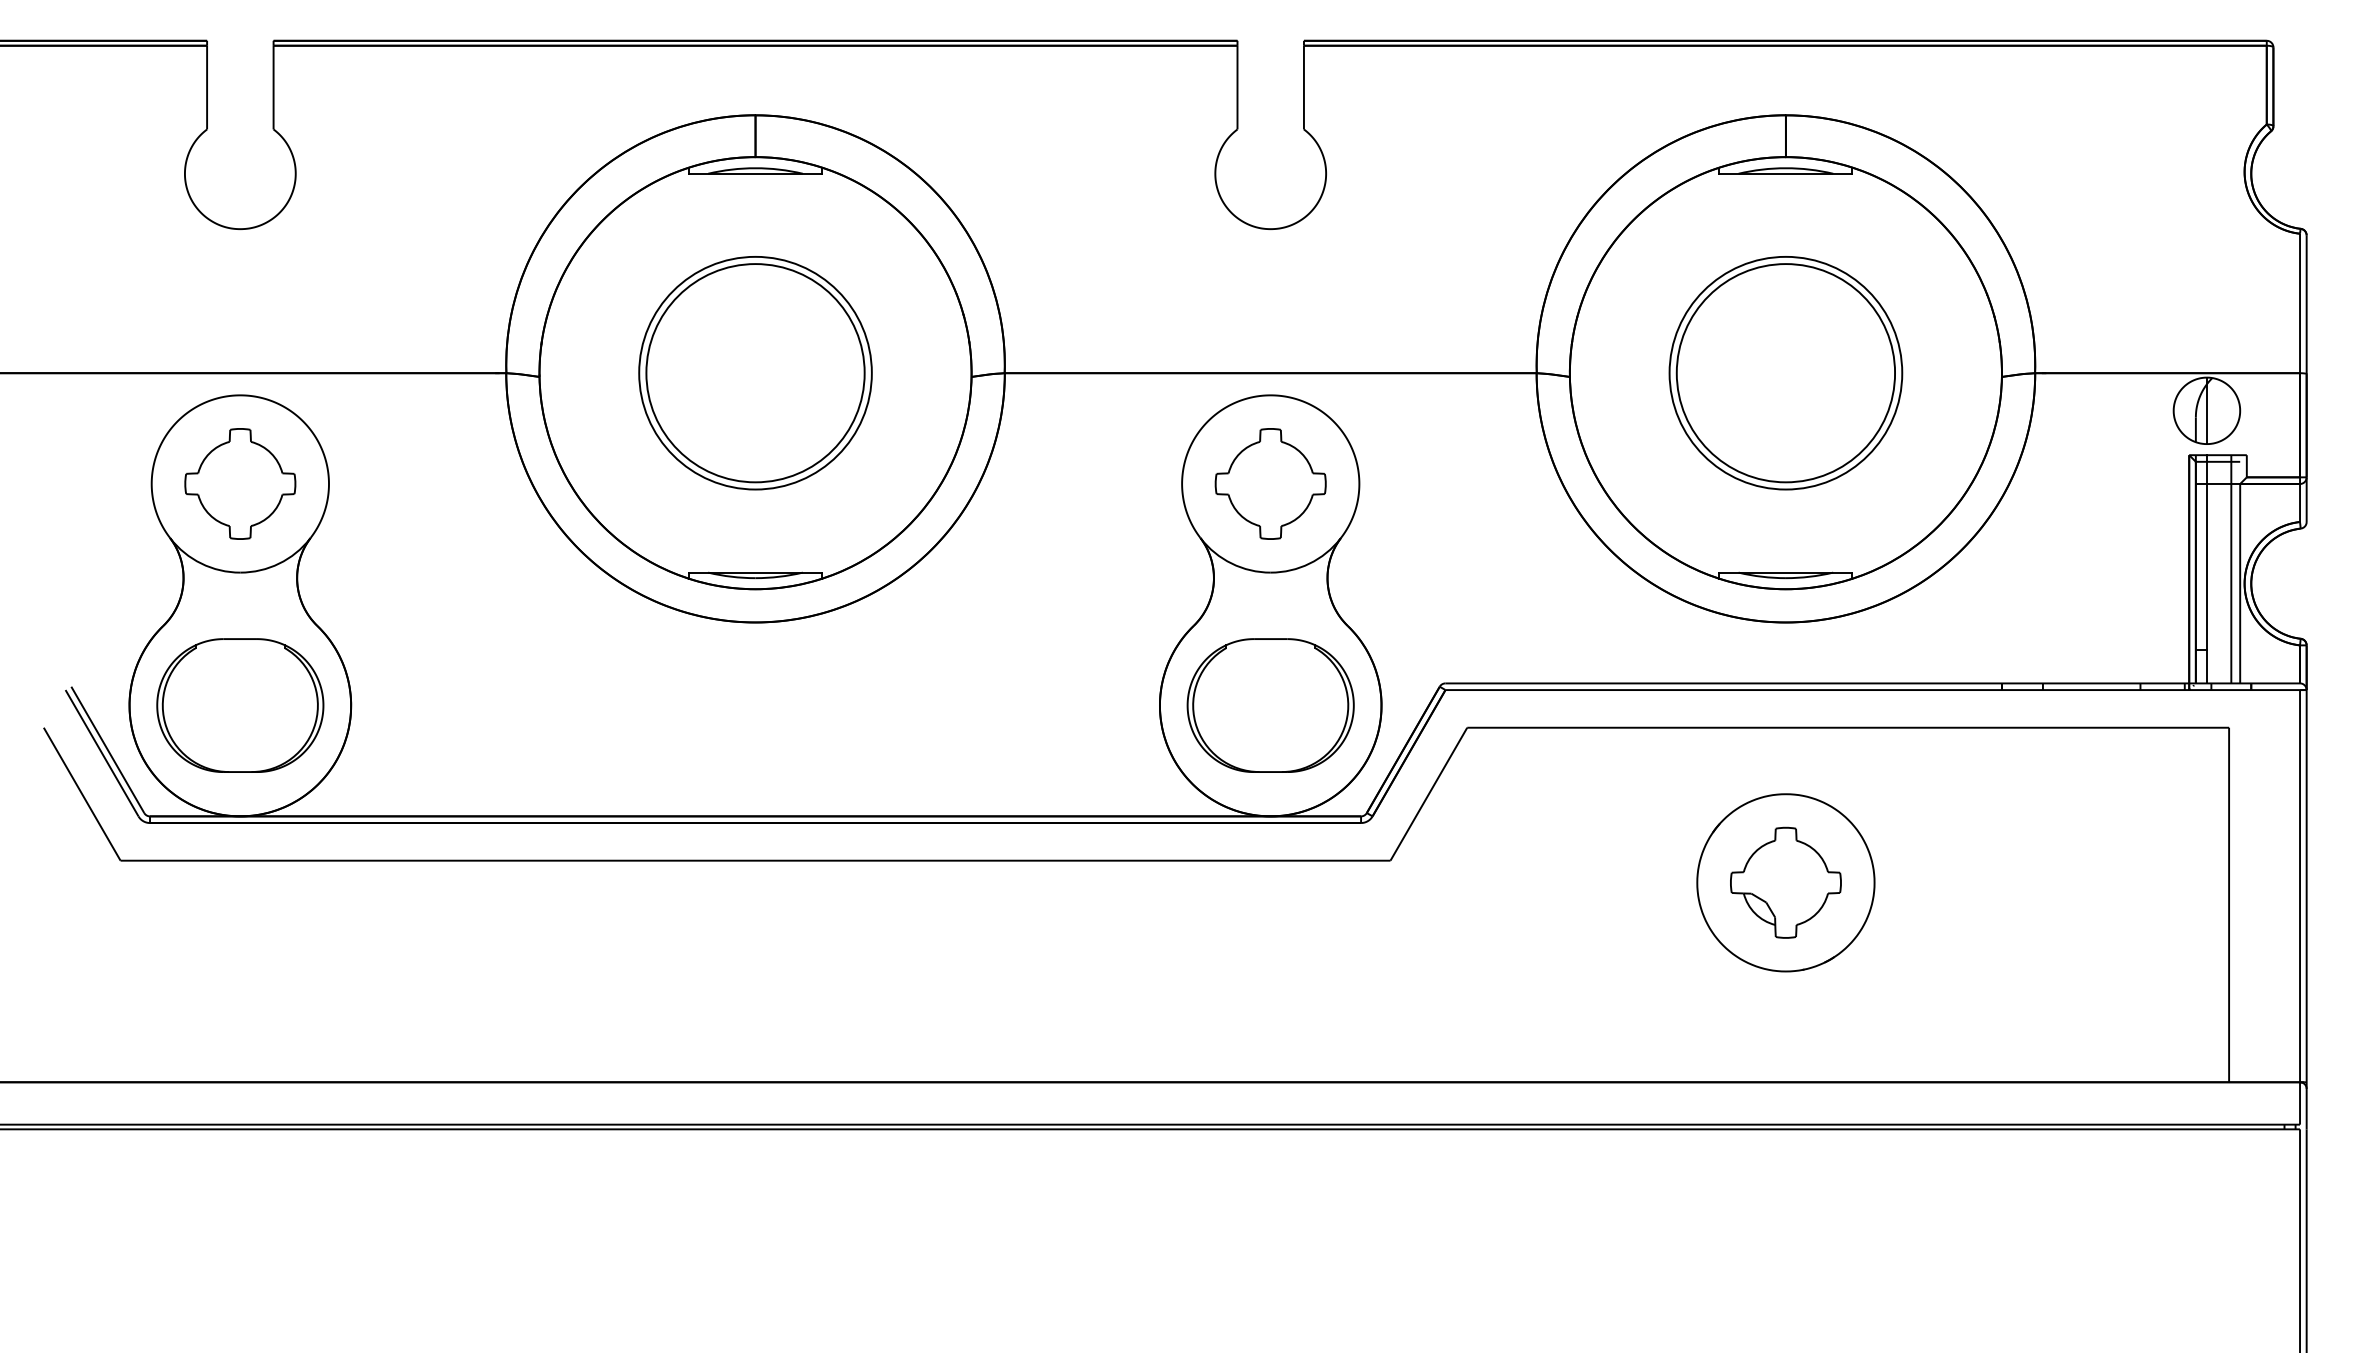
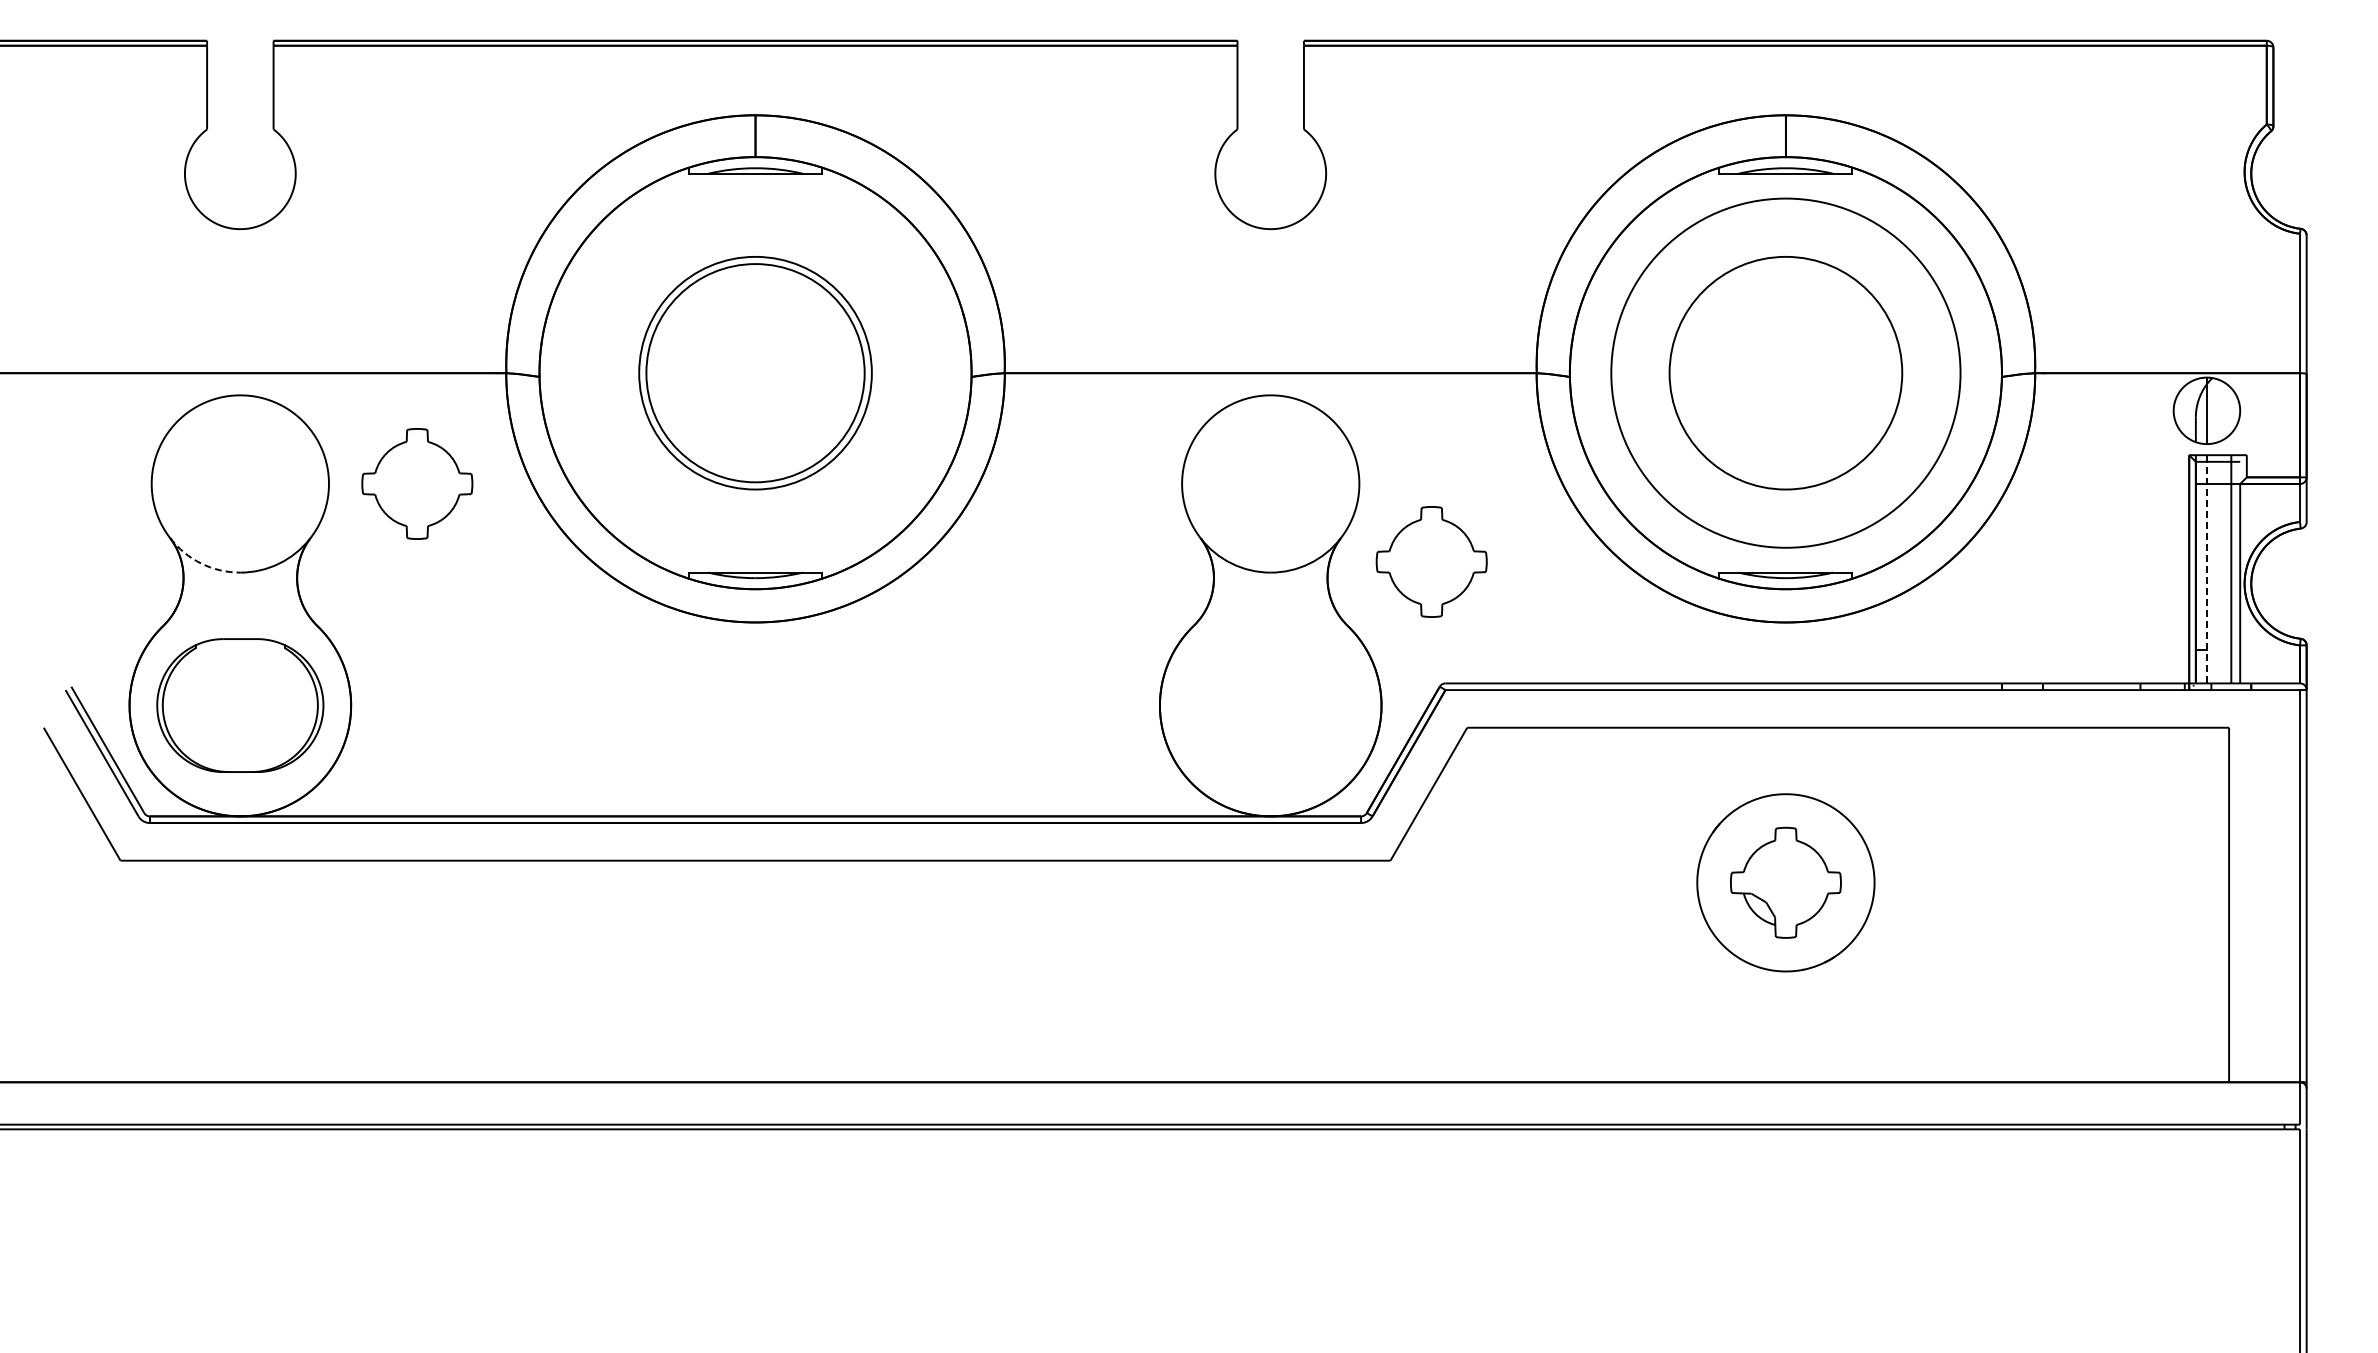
circle diameter: 218 px -> 349 px (1785, 372)
part position: (240, 483) -> (417, 483) (417, 483)
part position: (1270, 483) -> (1431, 561) (1431, 561)
arc: solid -> dashed (201, 563)
line: solid -> dashed (2206, 568)
part: present -> none (1270, 705)
